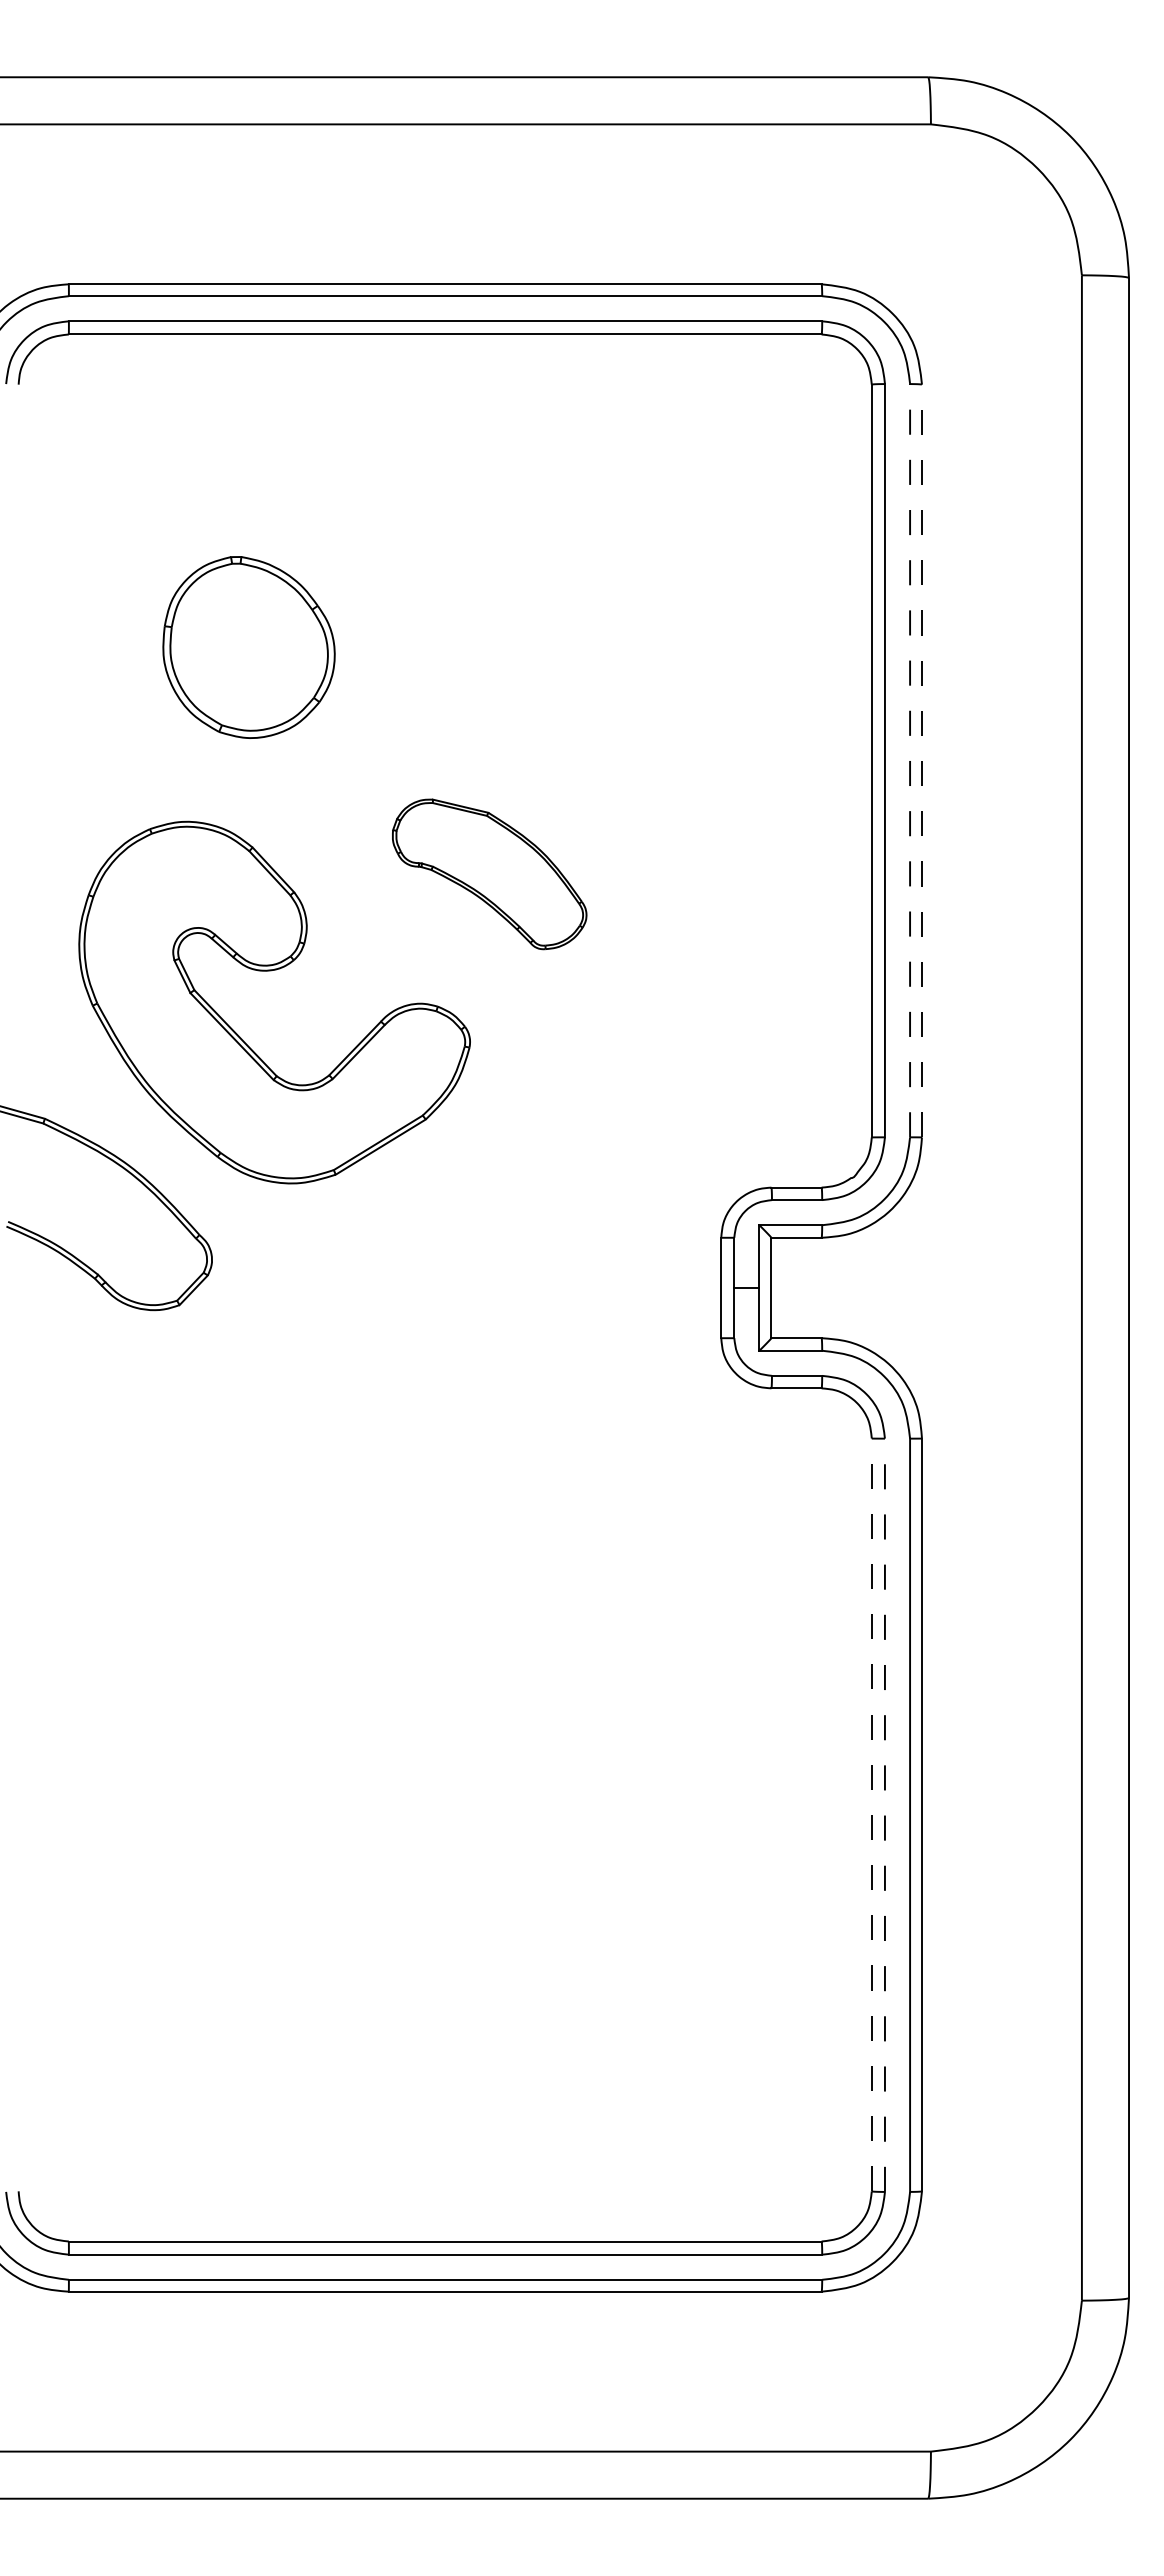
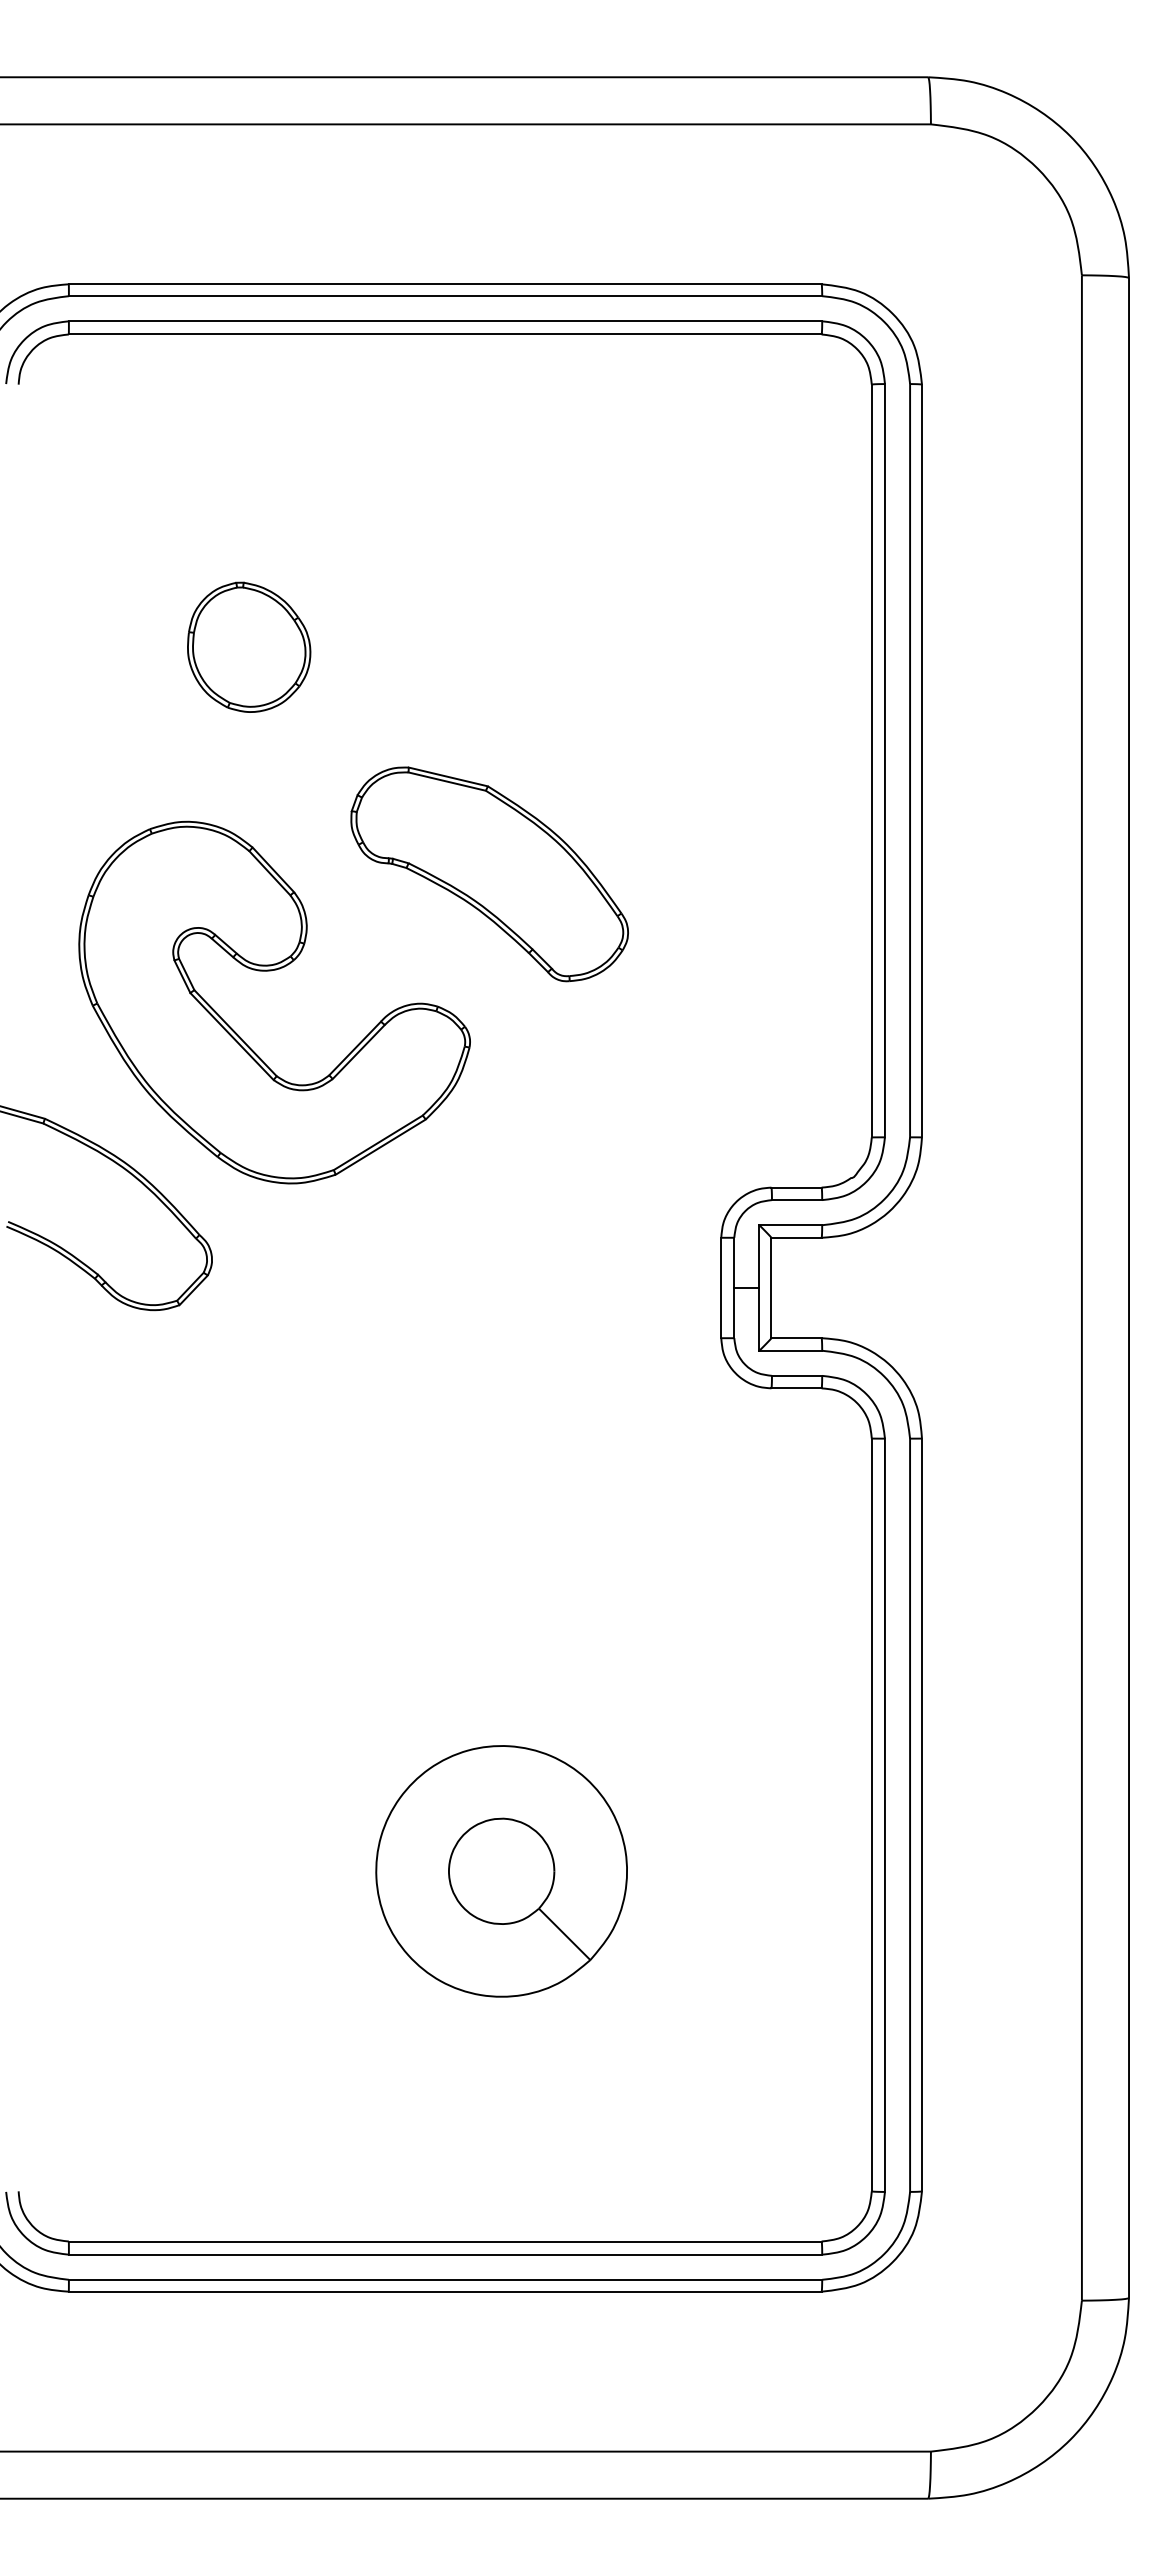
part size: 174x183 px -> 125x132 px (249, 646)
line: dashed -> solid (910, 760)
line: dashed -> solid (921, 760)
part size: 196x153 px -> 279x217 px (489, 874)
line: dashed -> solid (871, 1814)
line: dashed -> solid (884, 1815)
part: none -> present (501, 1871)
